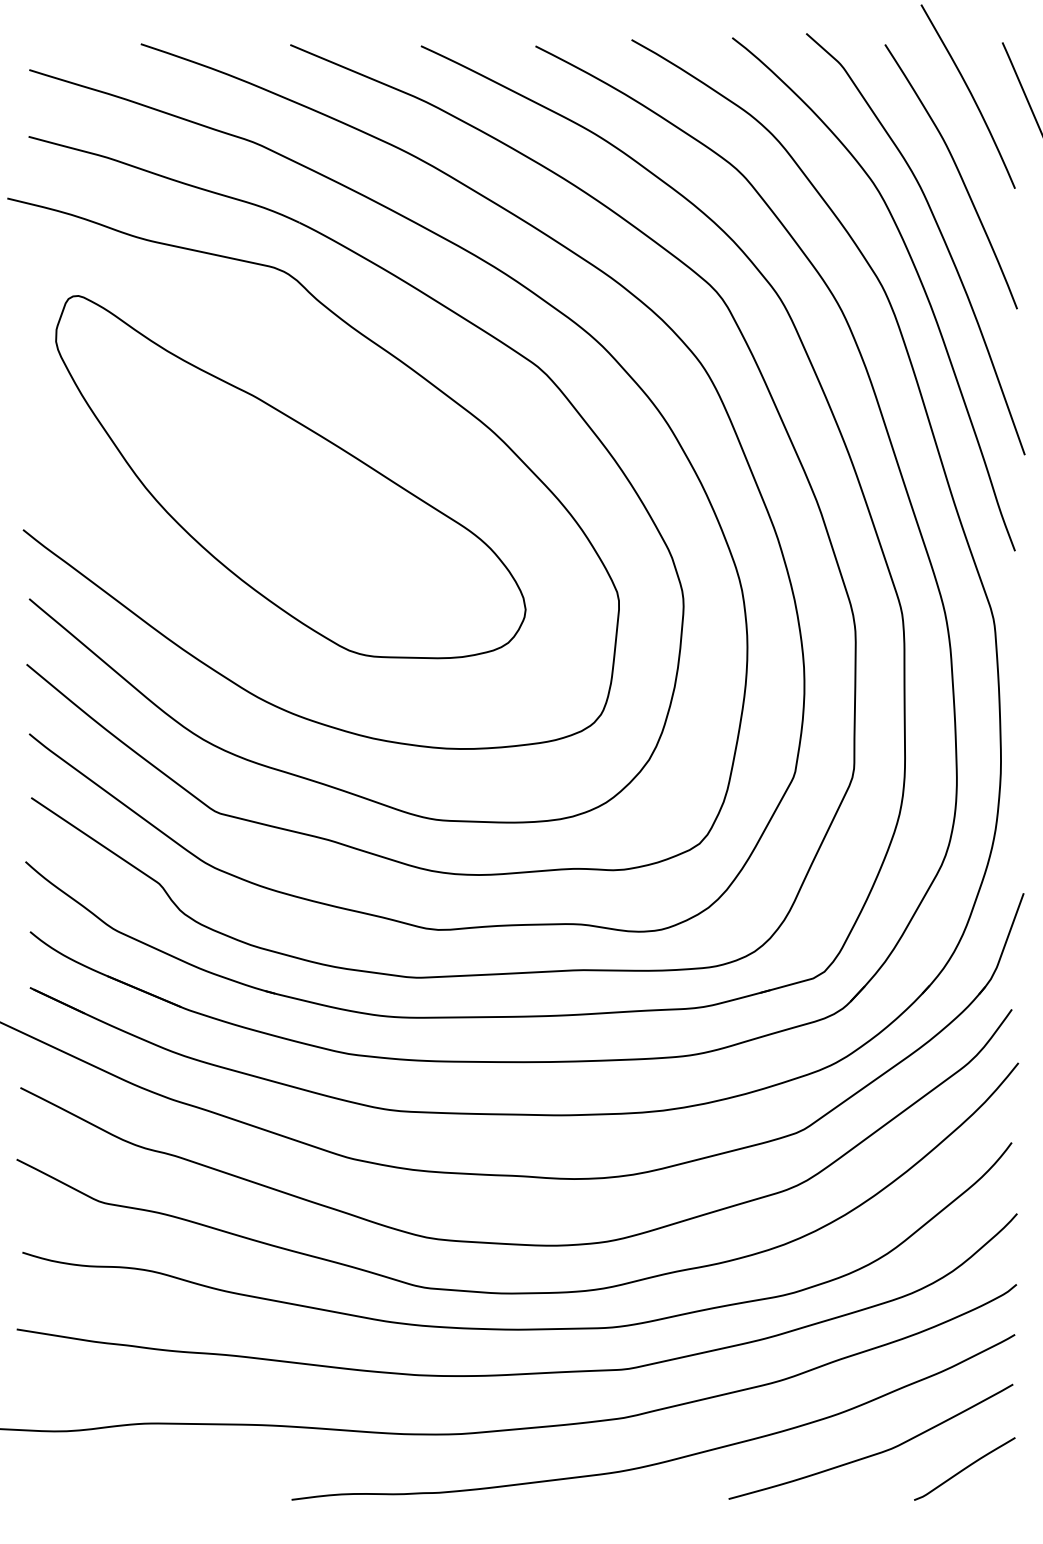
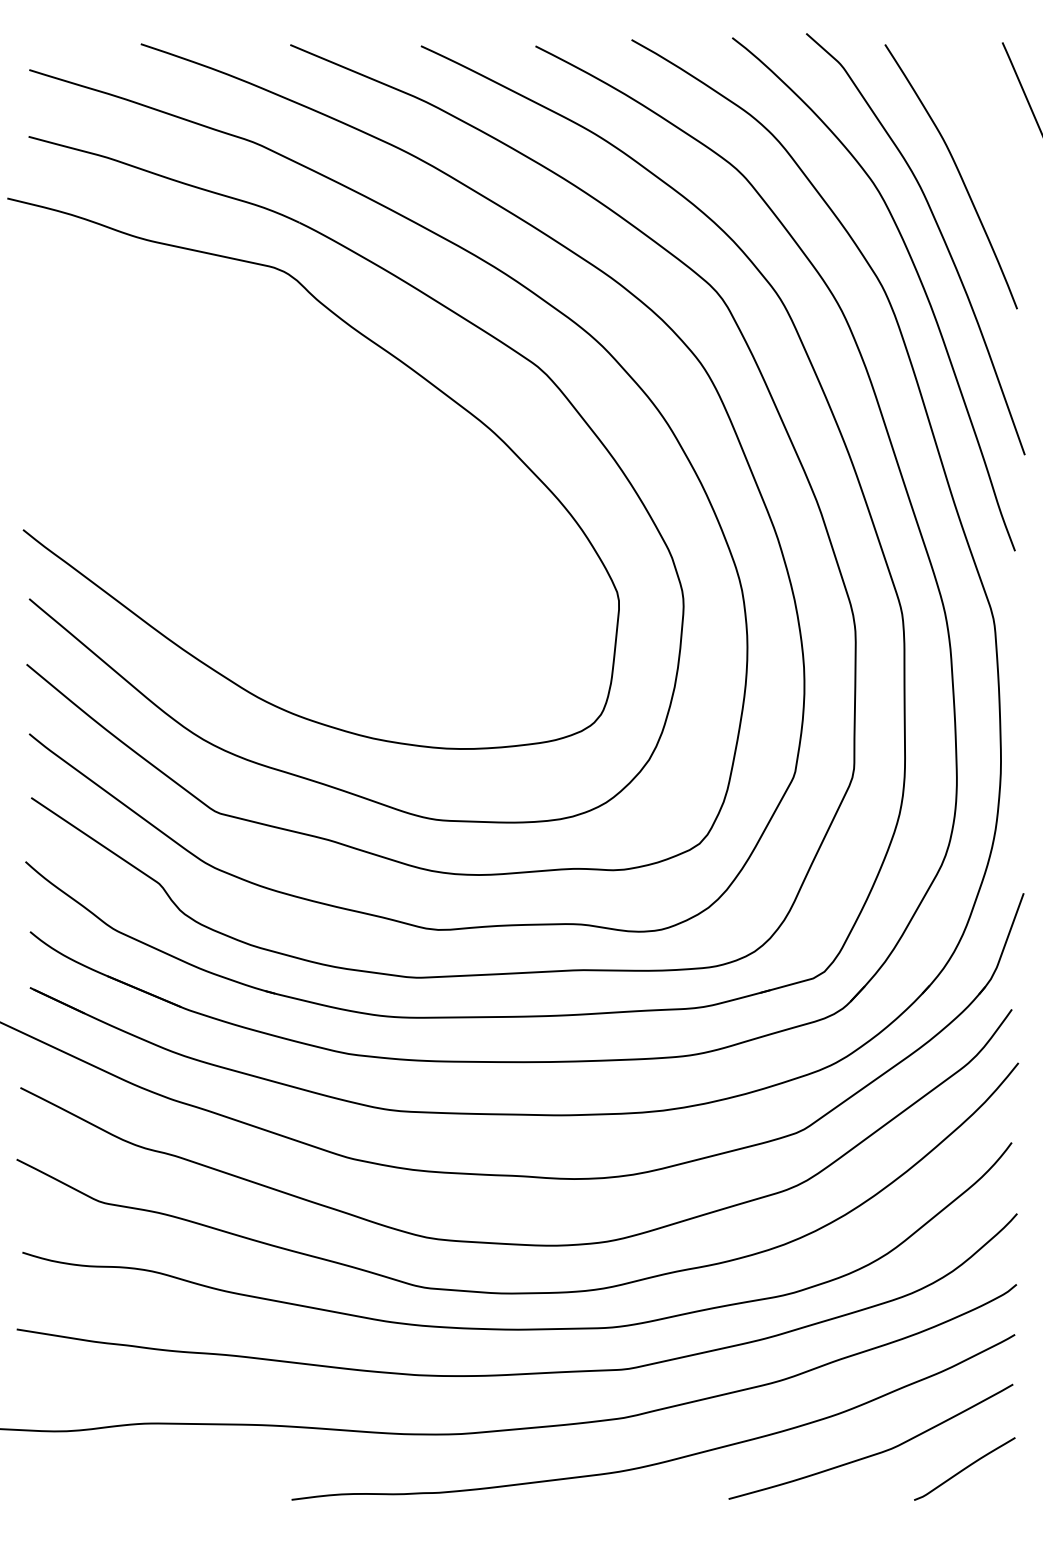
curve: present -> none (969, 93)
part: present -> none (290, 477)
